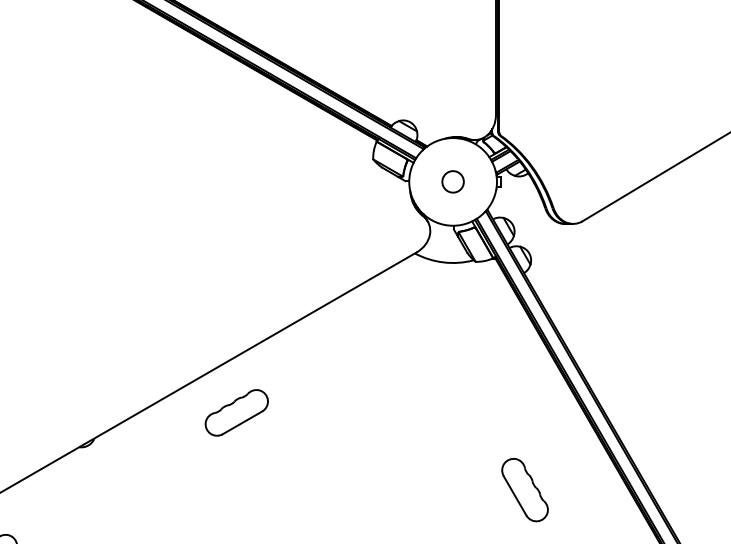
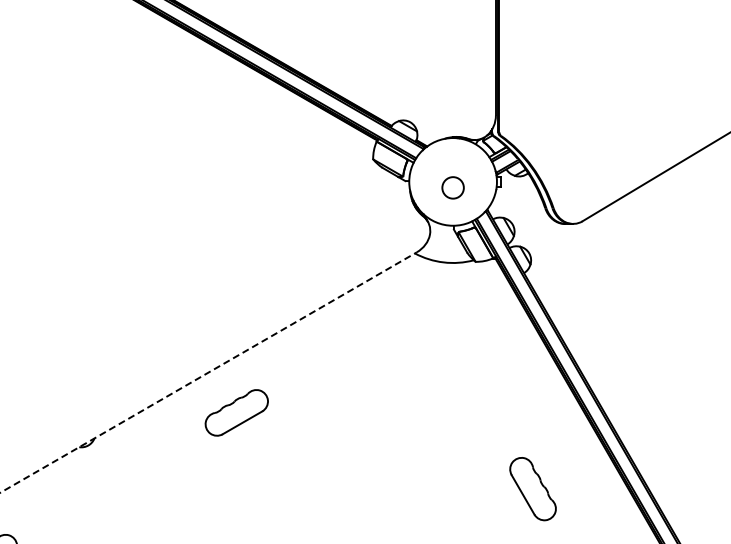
circle position: (452, 181) -> (452, 187) (452, 187)
line: solid -> dashed (209, 372)
part position: (524, 490) -> (532, 489) (532, 489)
